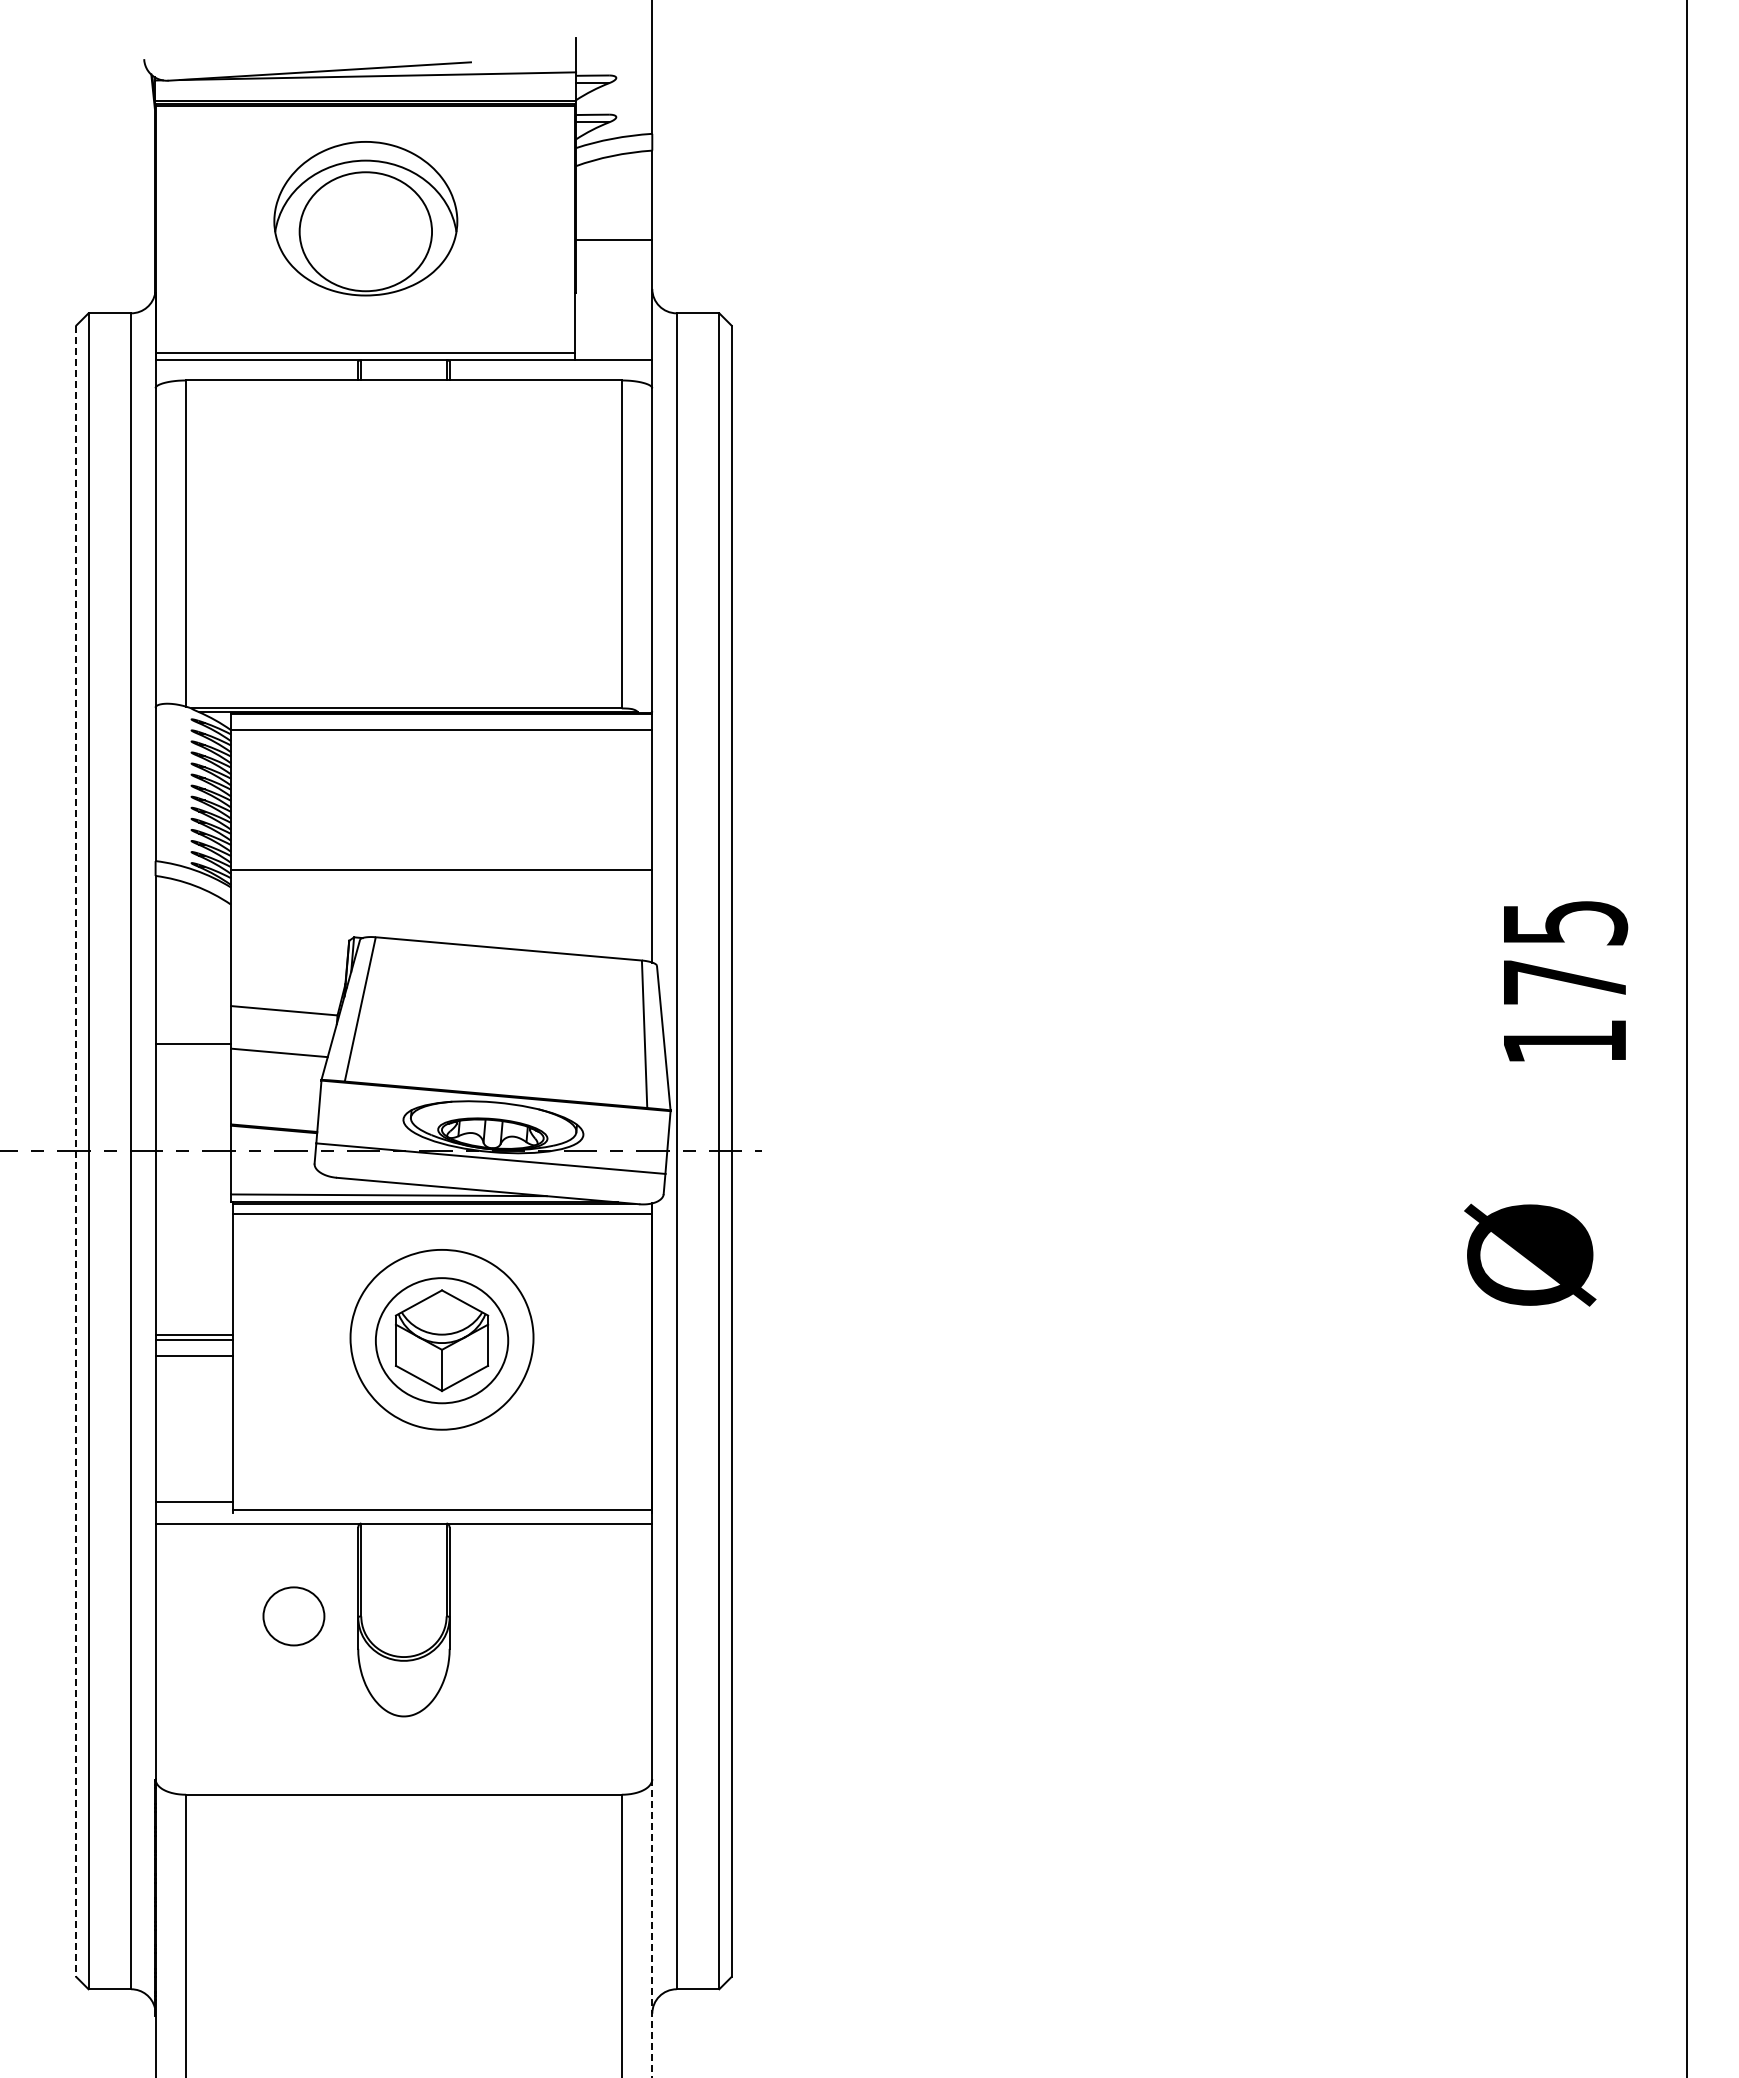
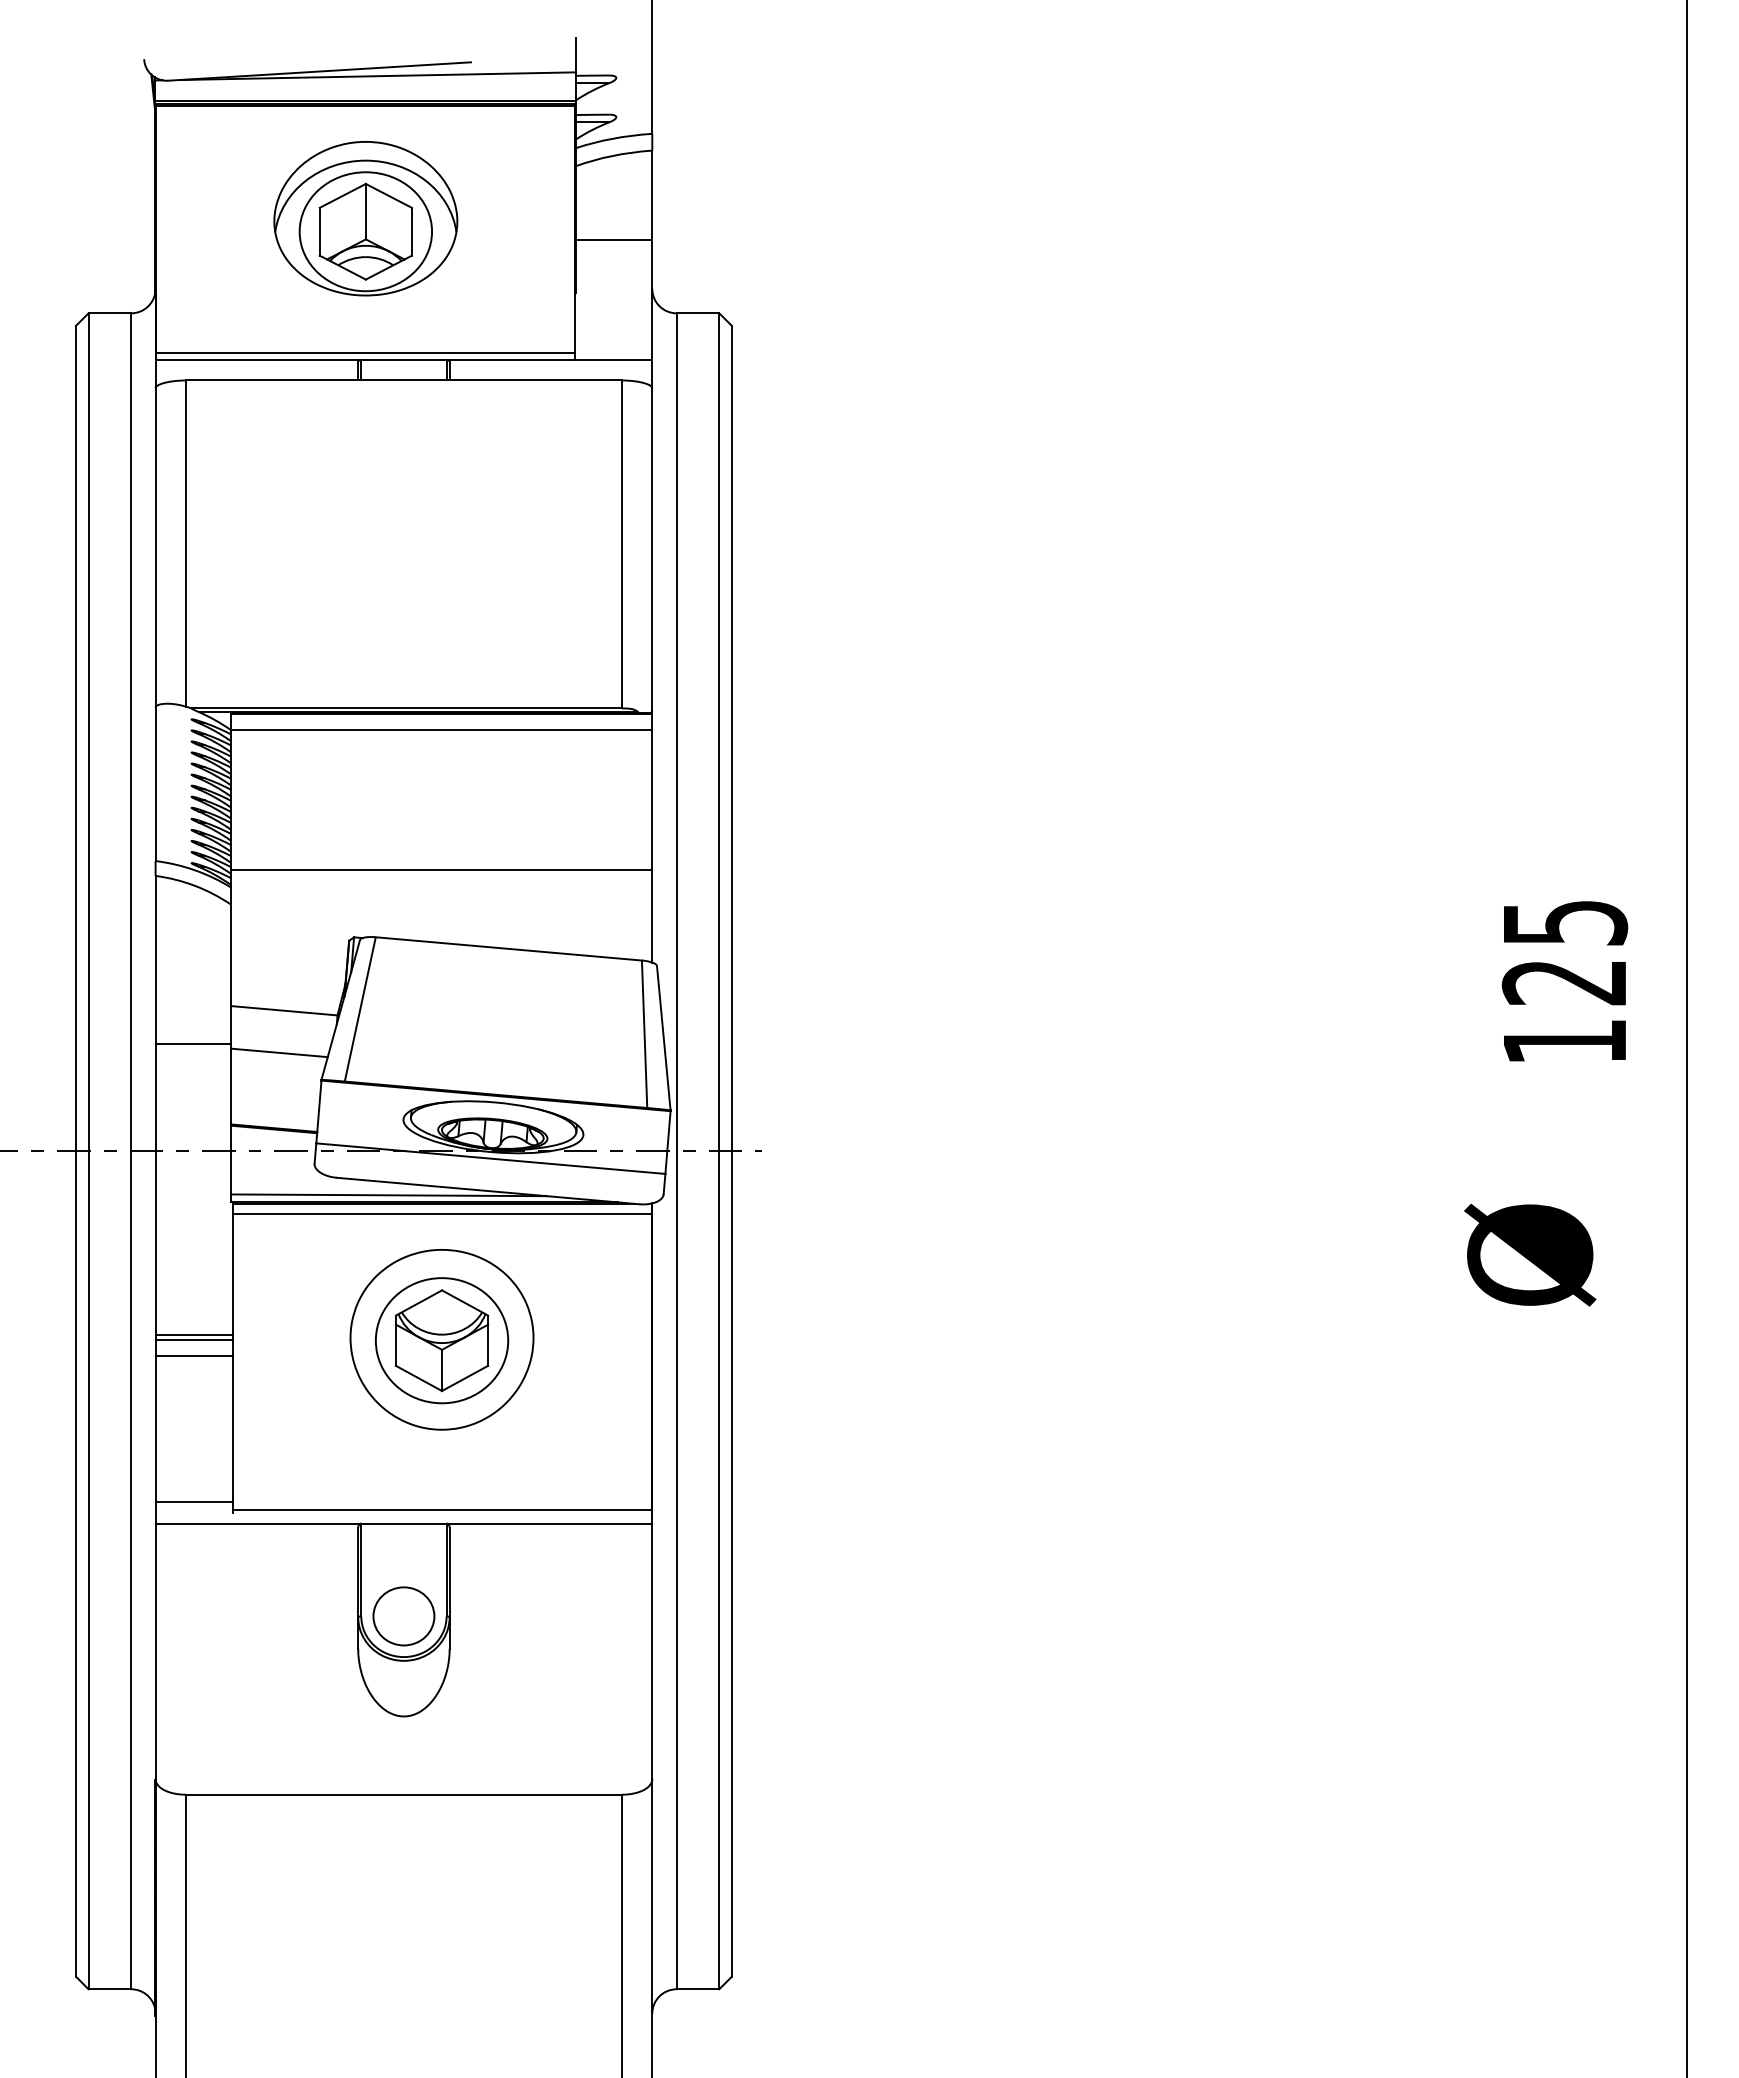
part: none -> present (365, 231)
text: 175 -> 125 (1563, 982)
line: dashed -> solid (76, 1151)
part position: (293, 1616) -> (403, 1616) (403, 1616)
line: dashed -> solid (652, 1928)
